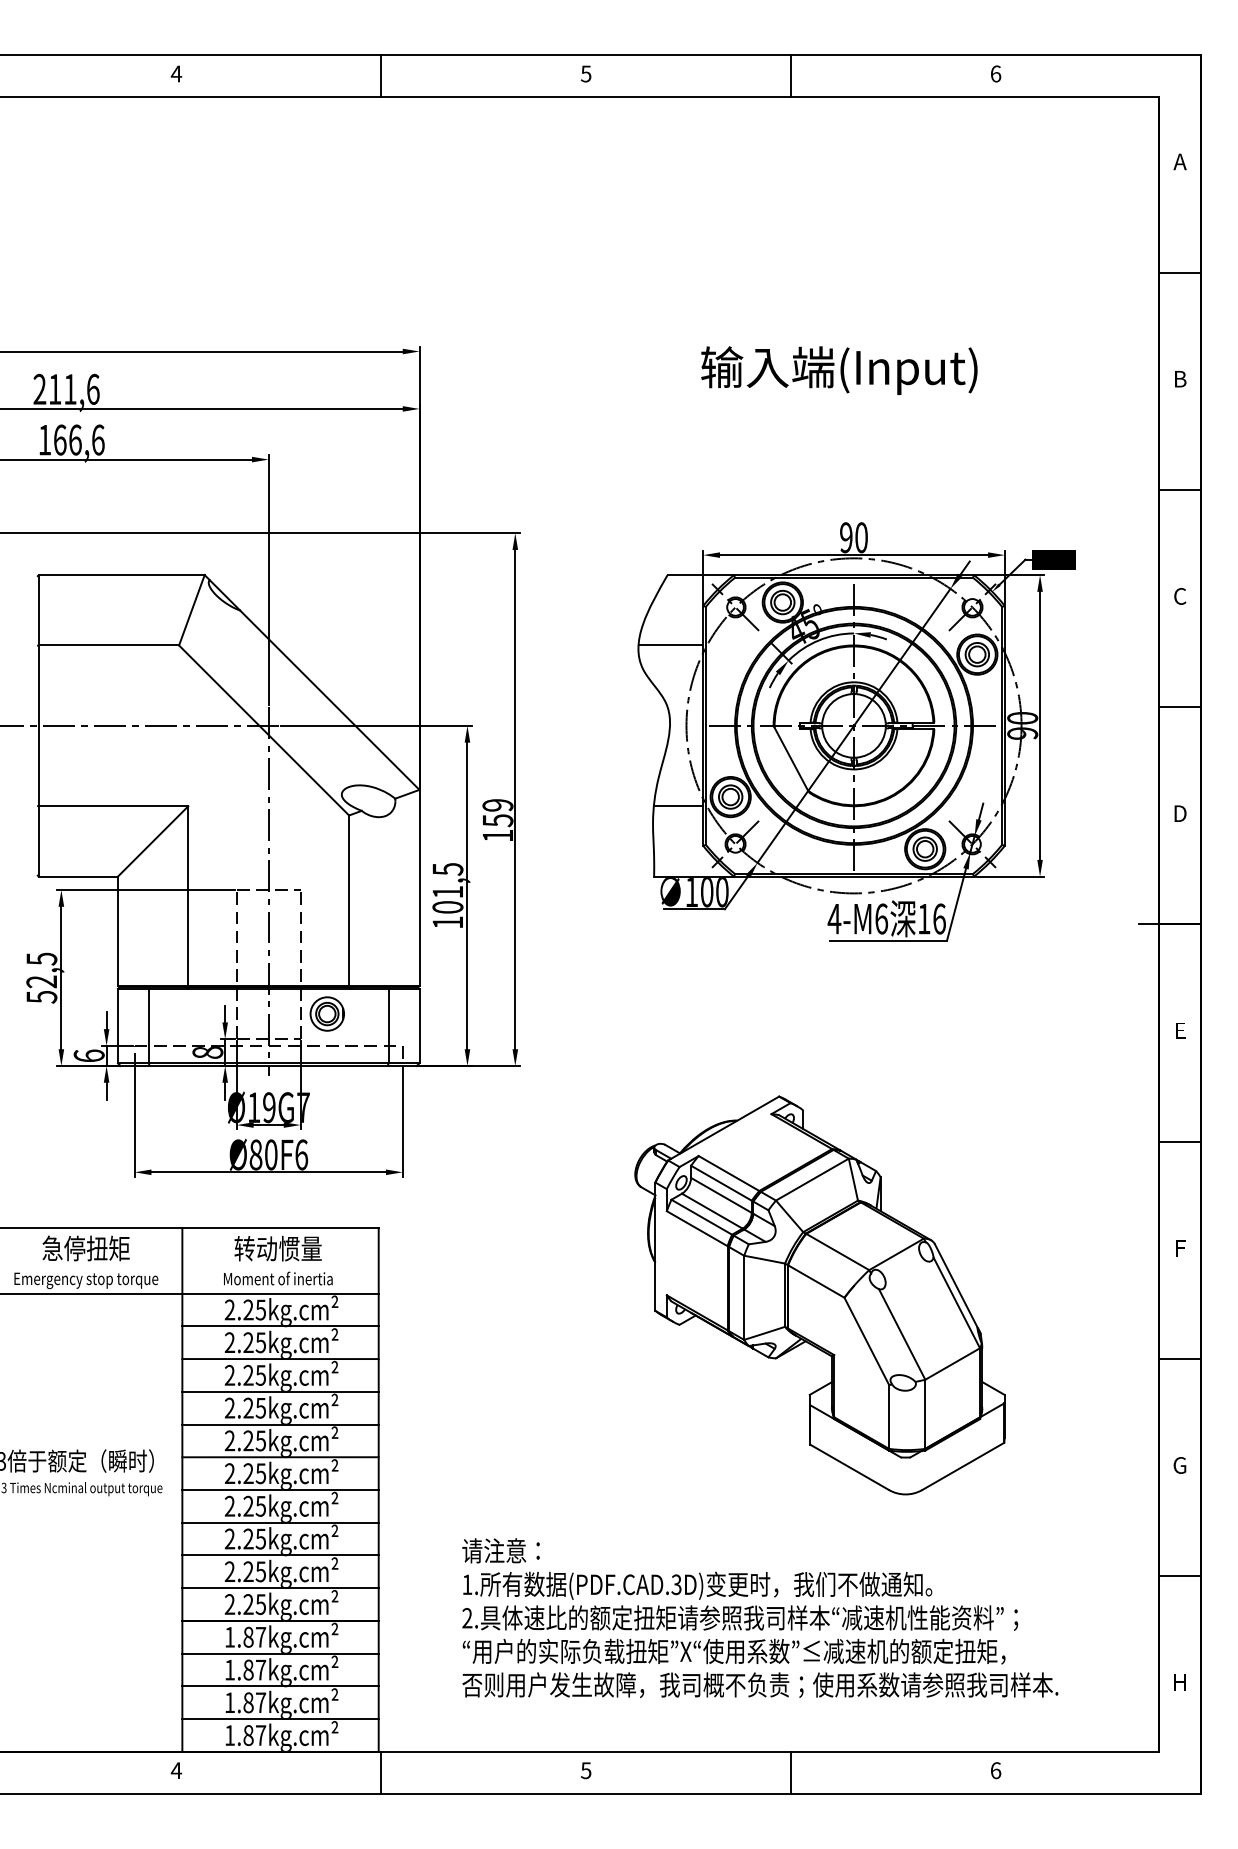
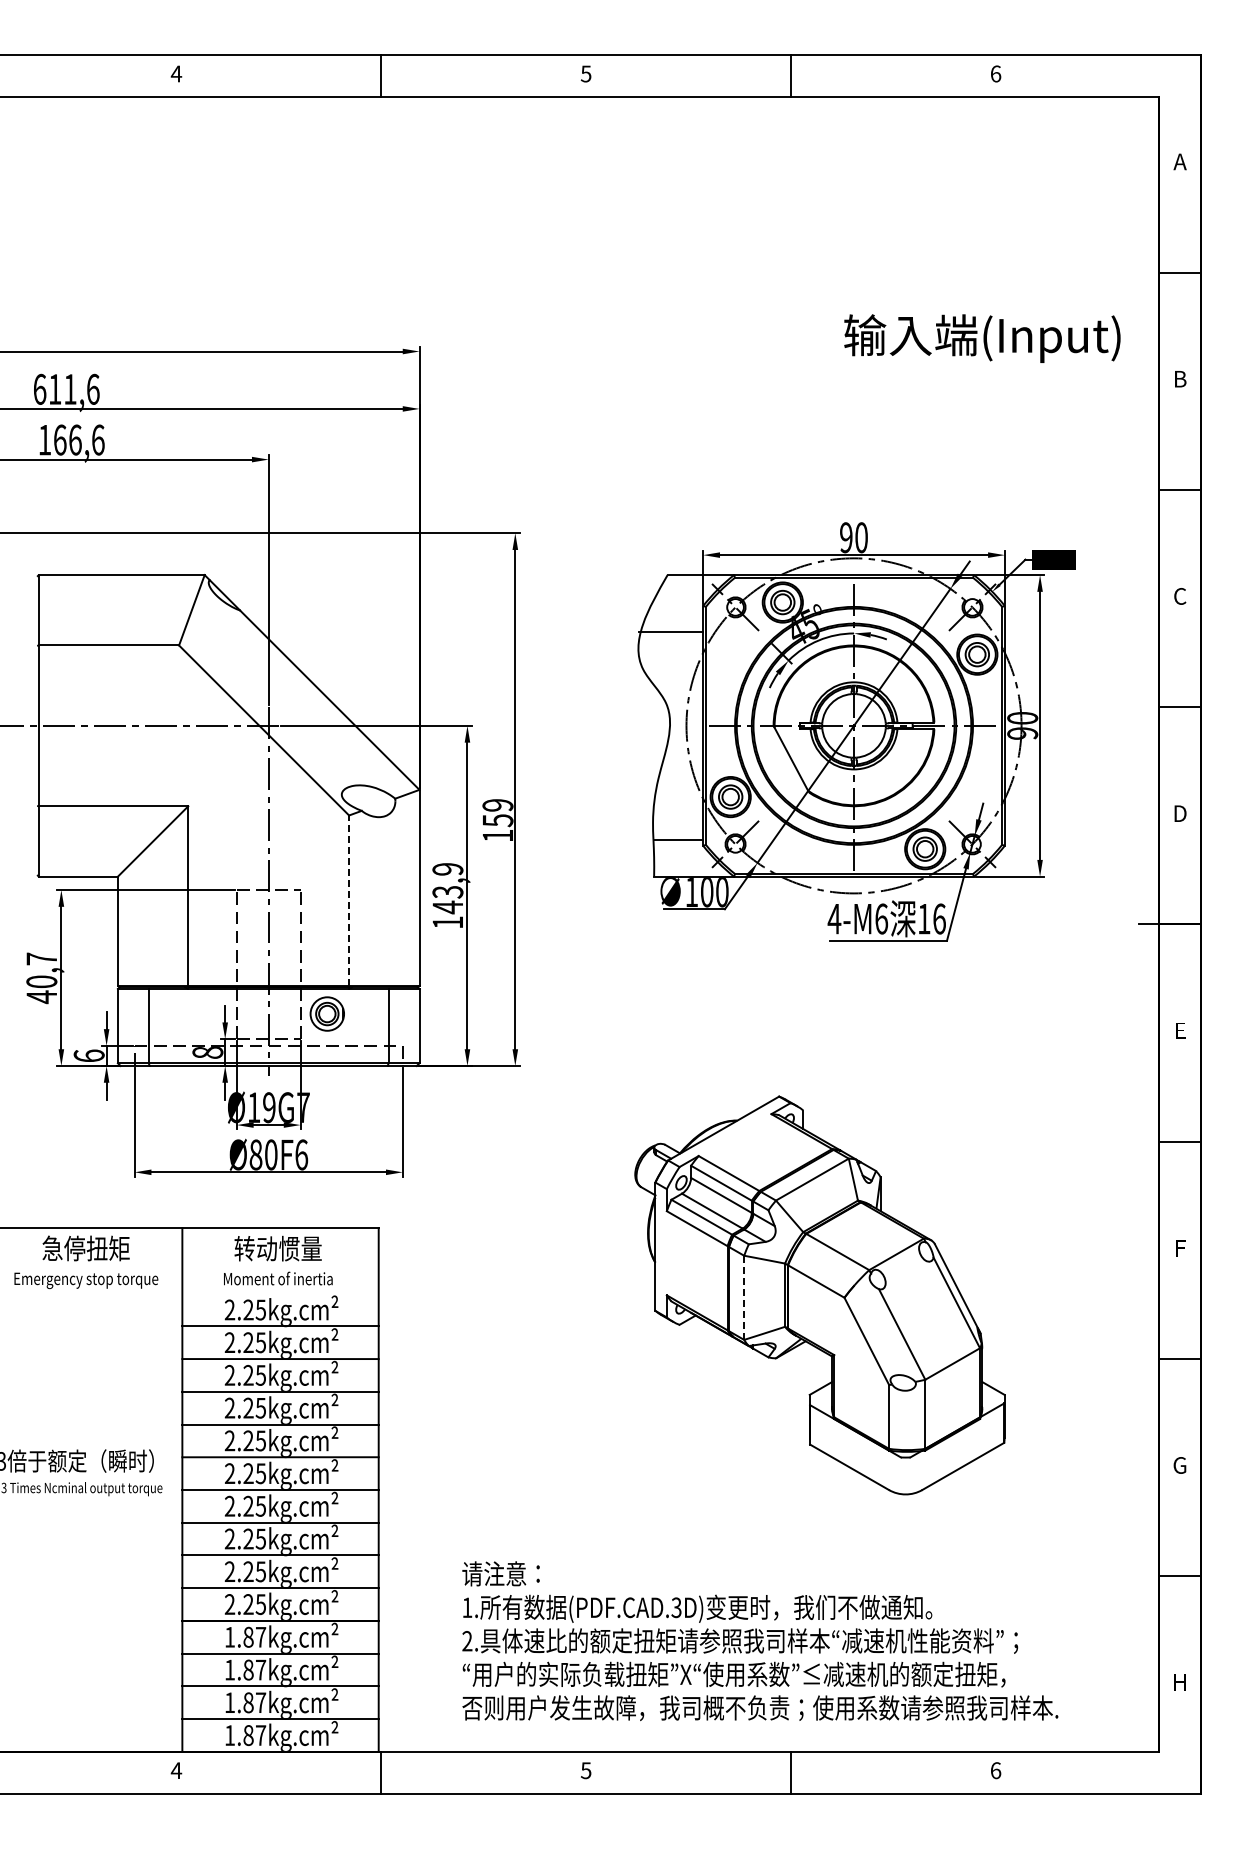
text position: (839, 370) -> (982, 338) (982, 338)
text: 211,6 -> 611,6 (39, 388)
line position: (670, 645) -> (670, 632) (670, 632)
line position: (678, 806) -> (678, 840) (678, 840)
text: 101,5 -> 143,9 (447, 888)
line: solid -> dashed (349, 900)
text: 52,5 -> 40,7 (41, 978)
line: present -> none (190, 1293)
line: solid -> dashed (744, 1297)
text position: (760, 1617) -> (760, 1640) (760, 1640)
